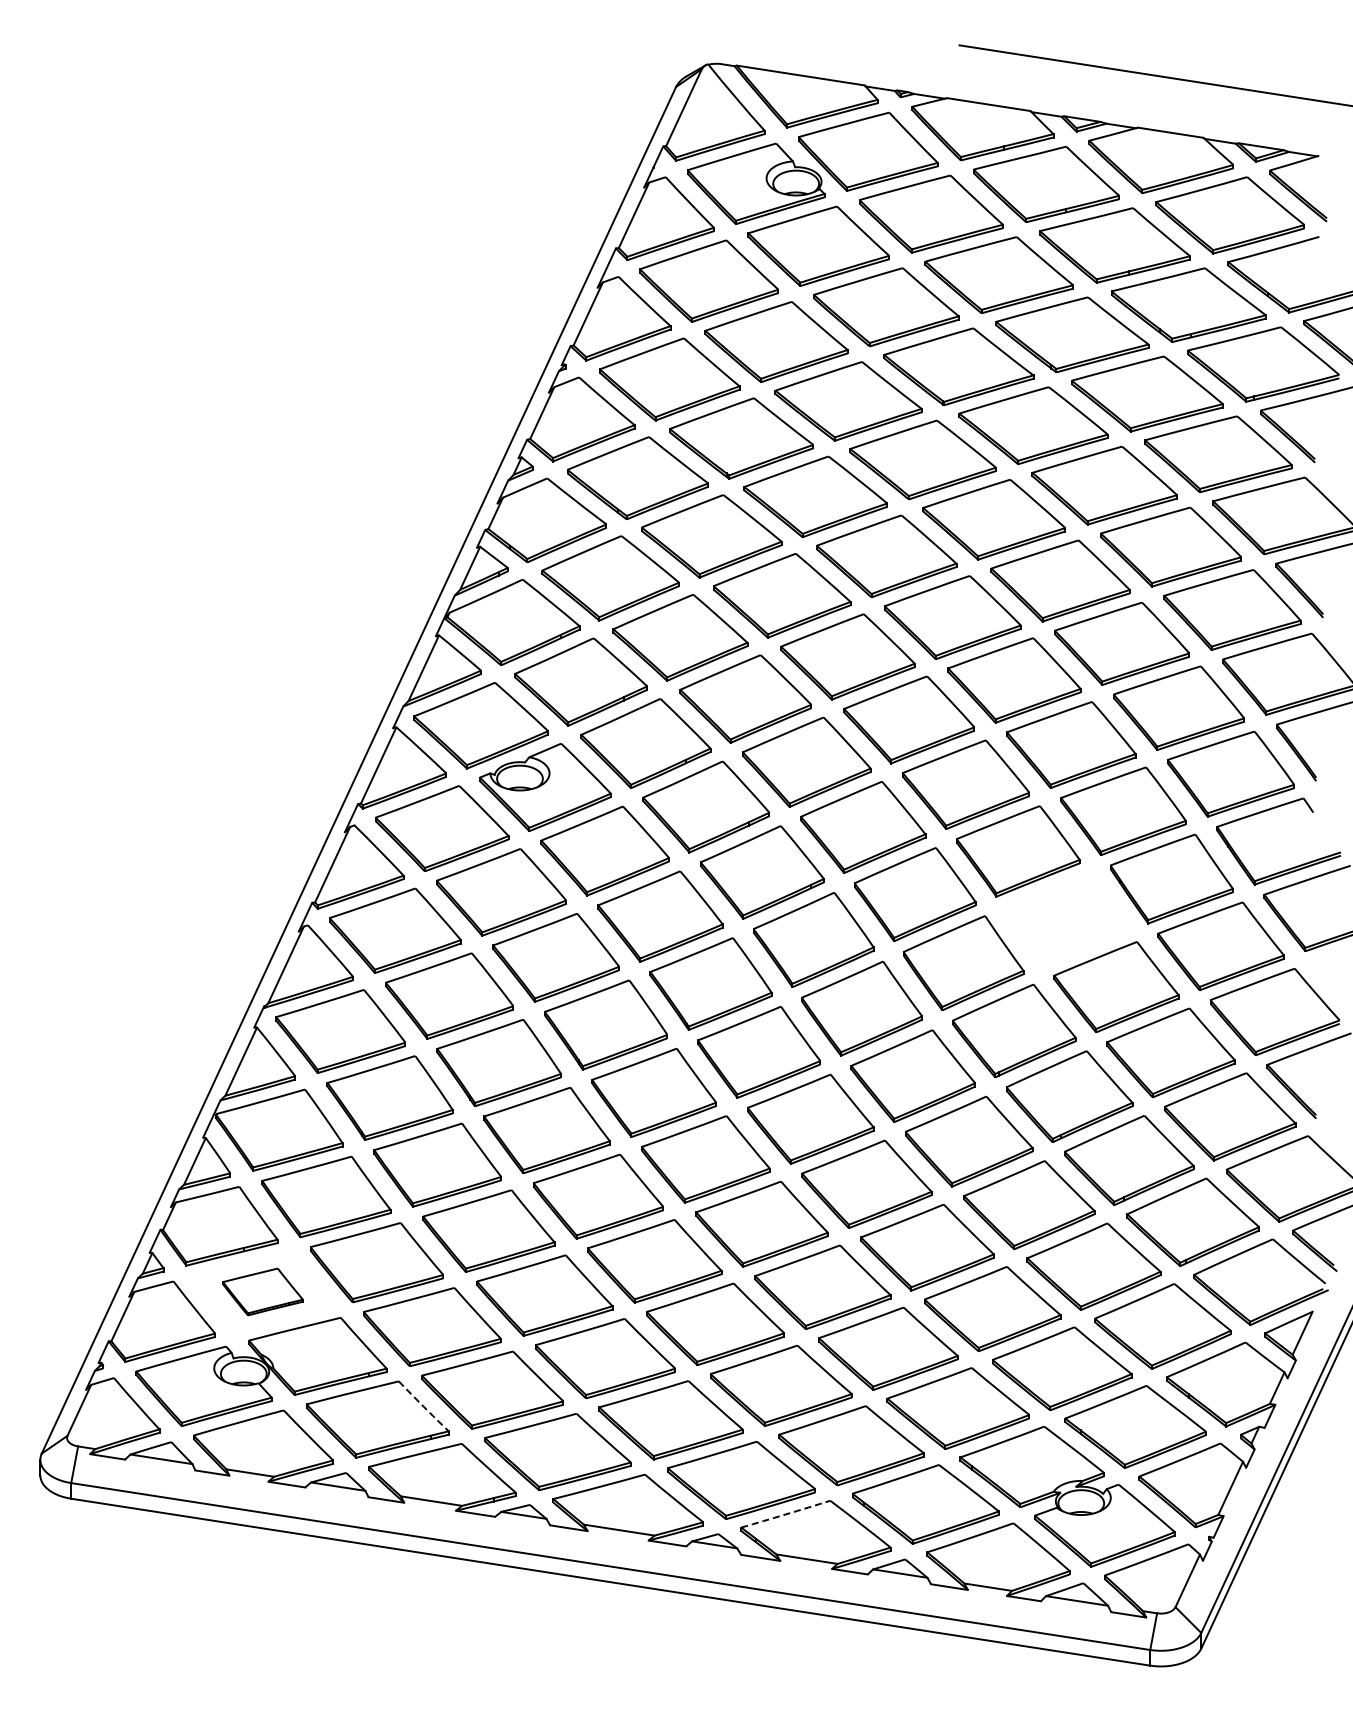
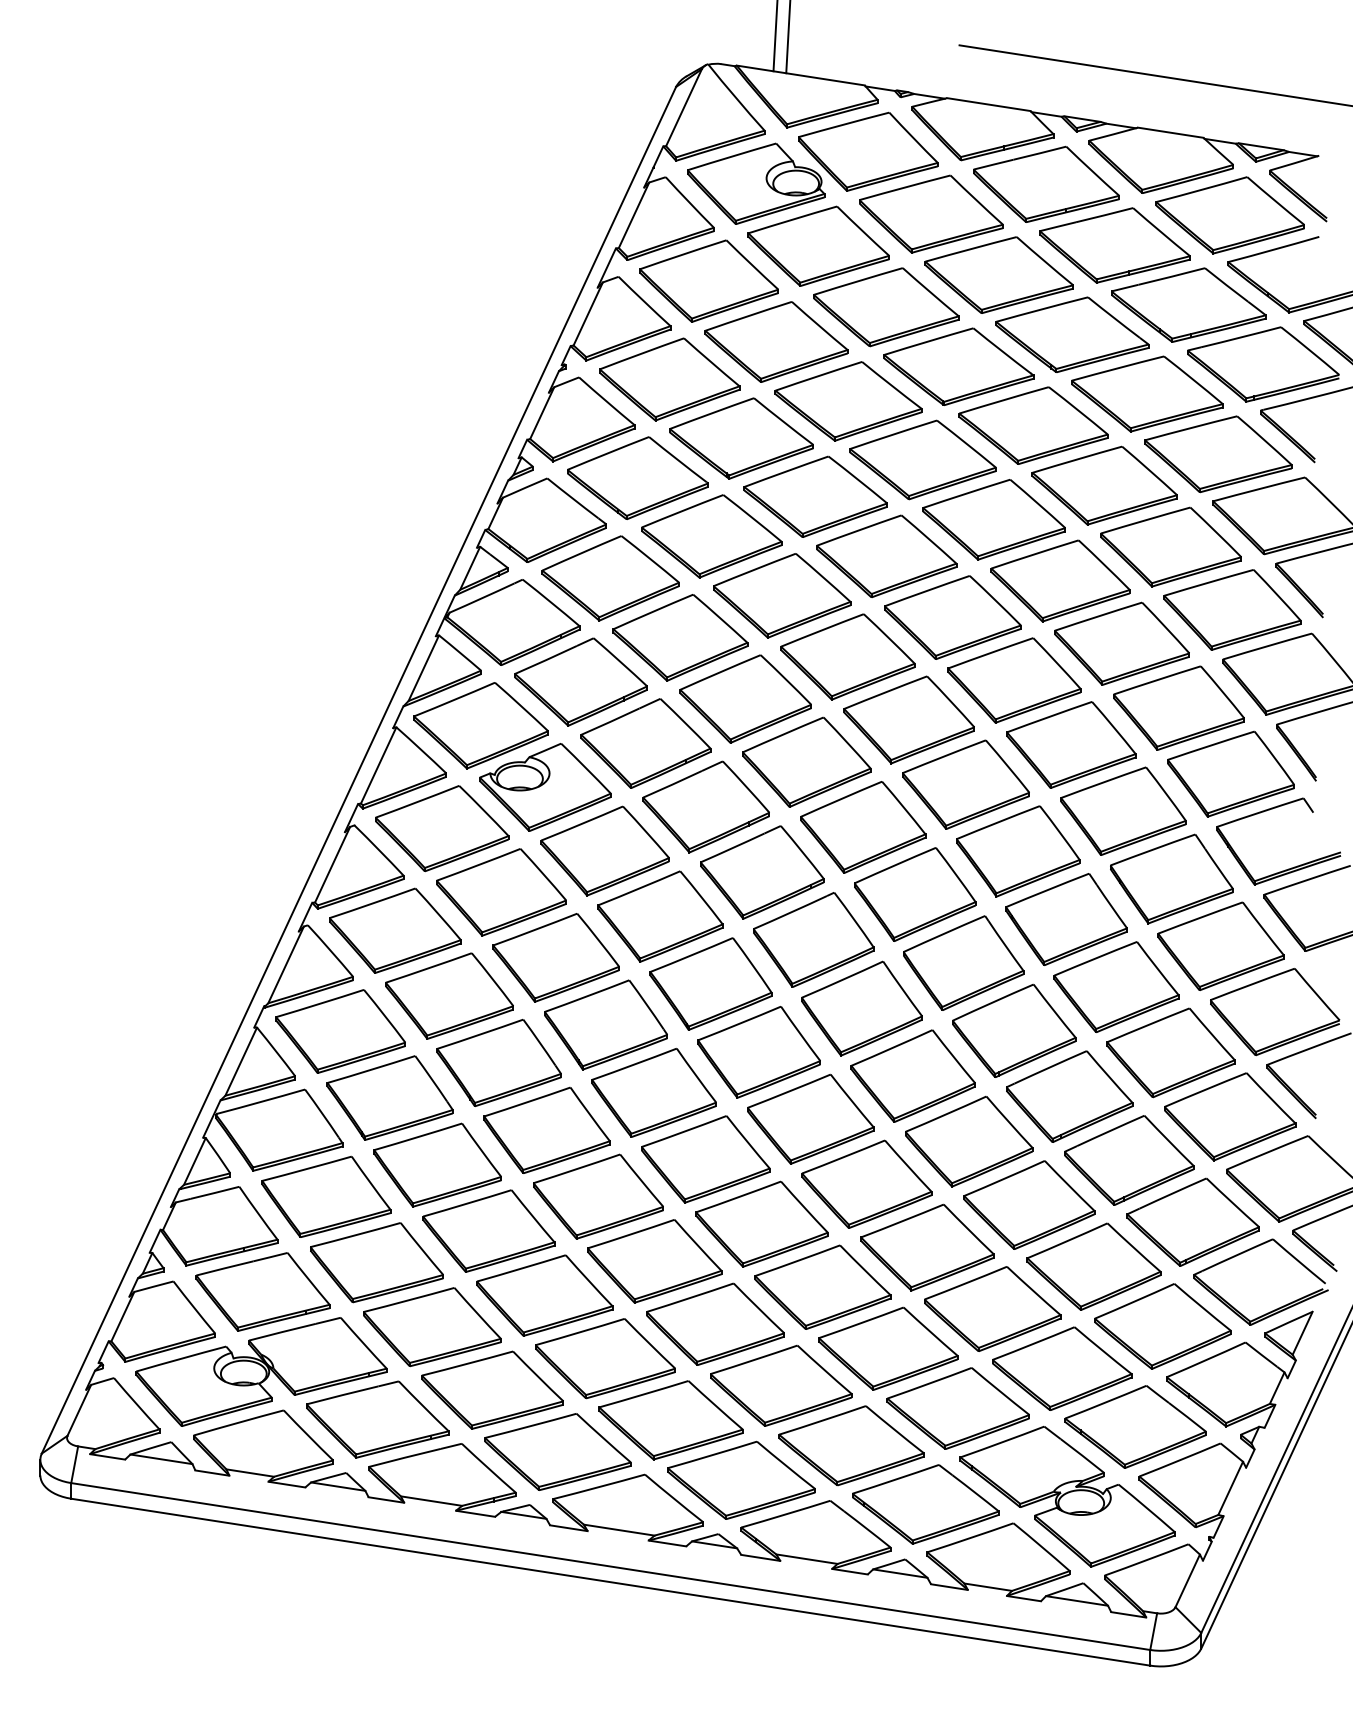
line: none -> present (775, 36)
line: none -> present (788, 37)
part: none -> present (1066, 919)
part size: 82x50 px -> 136x80 px (262, 1291)
arc: dashed -> solid (423, 1406)
arc: dashed -> solid (785, 1514)
